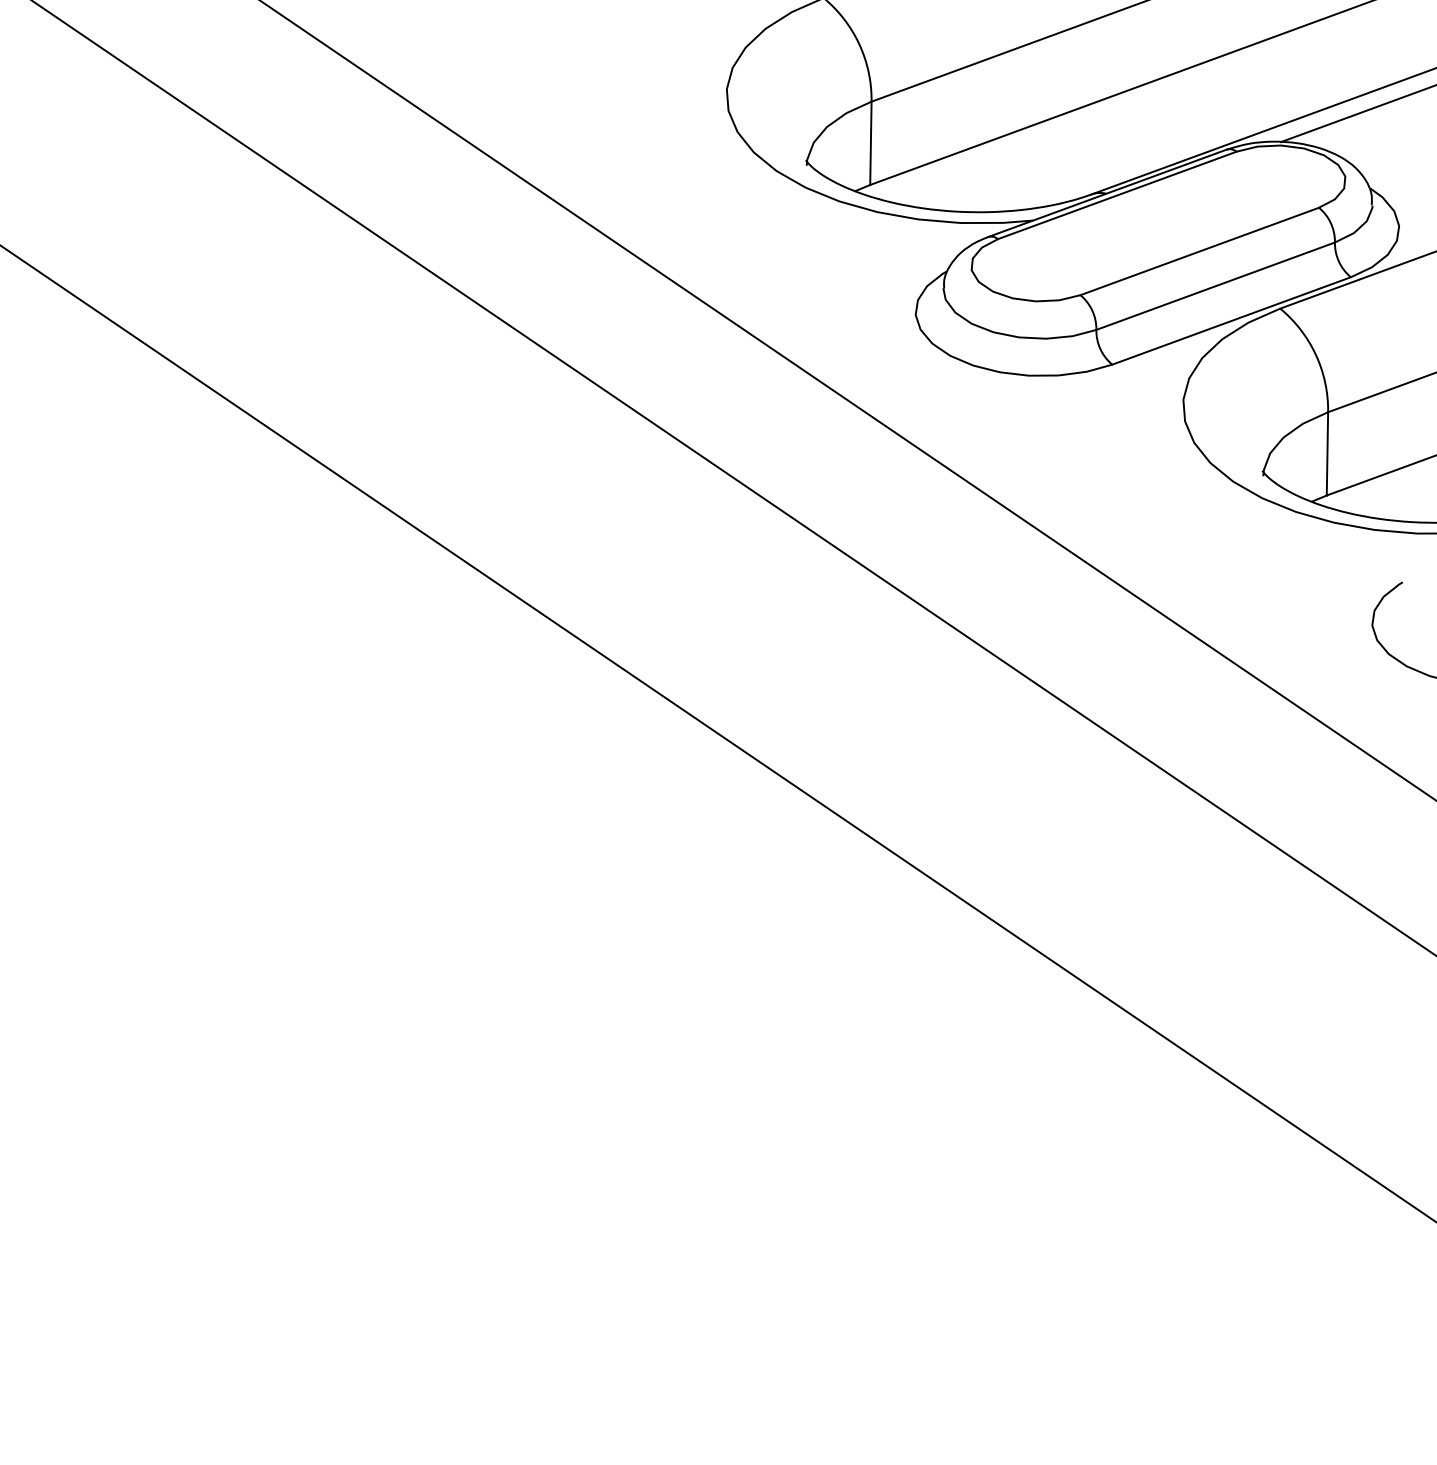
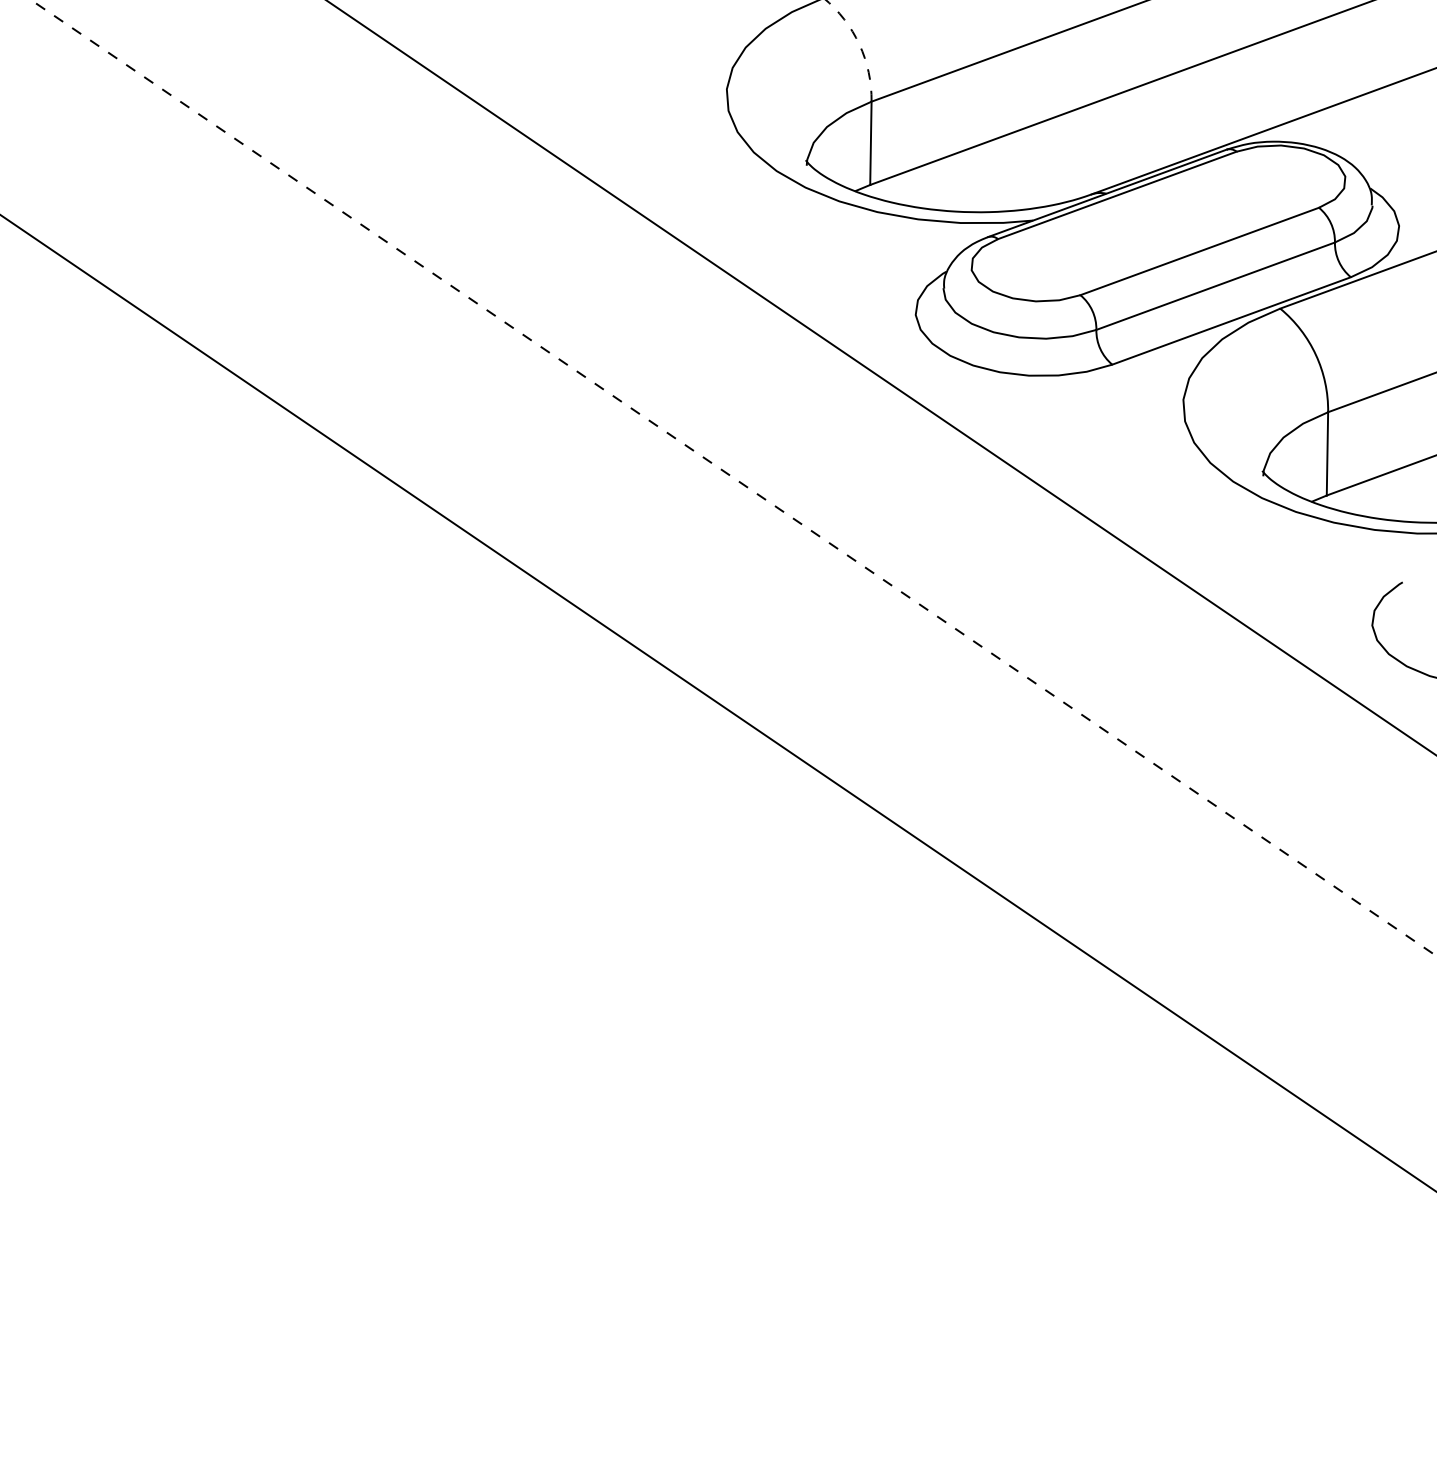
arc: solid -> dashed (859, 45)
line: present -> none (1356, 114)
line position: (847, 400) -> (881, 377) (881, 377)
line: solid -> dashed (733, 478)
line position: (717, 733) -> (717, 702) (717, 702)
